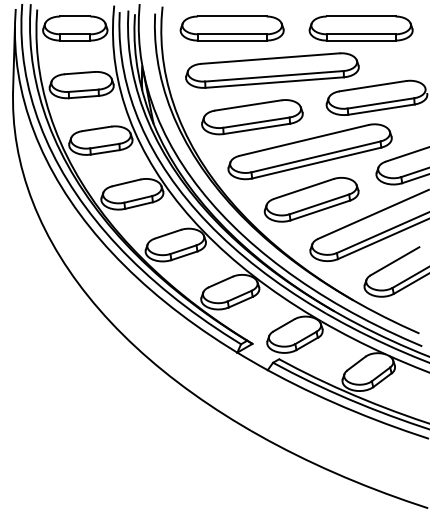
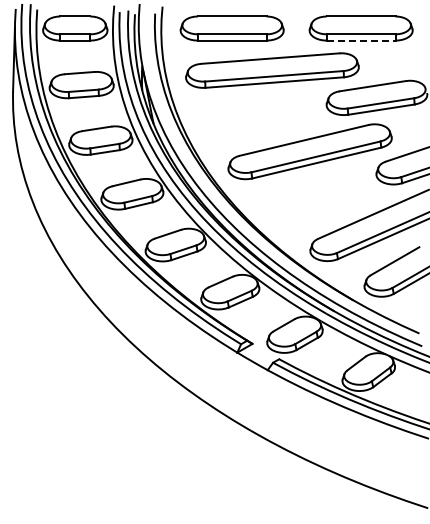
line: solid -> dashed (361, 40)
part: present -> none (252, 117)
part: present -> none (311, 199)
